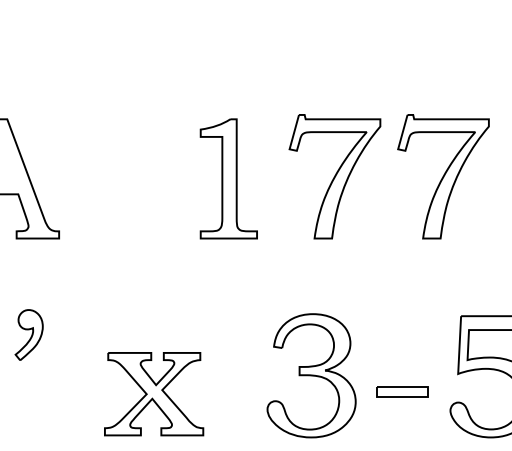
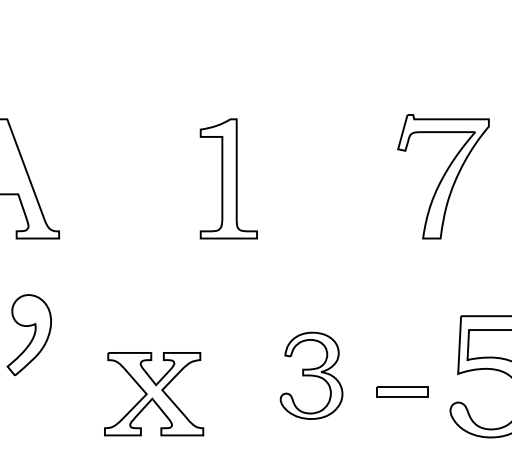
part: present -> none (334, 176)
part size: 30x52 px -> 46x83 px (28, 335)
part size: 91x126 px -> 65x89 px (311, 375)
